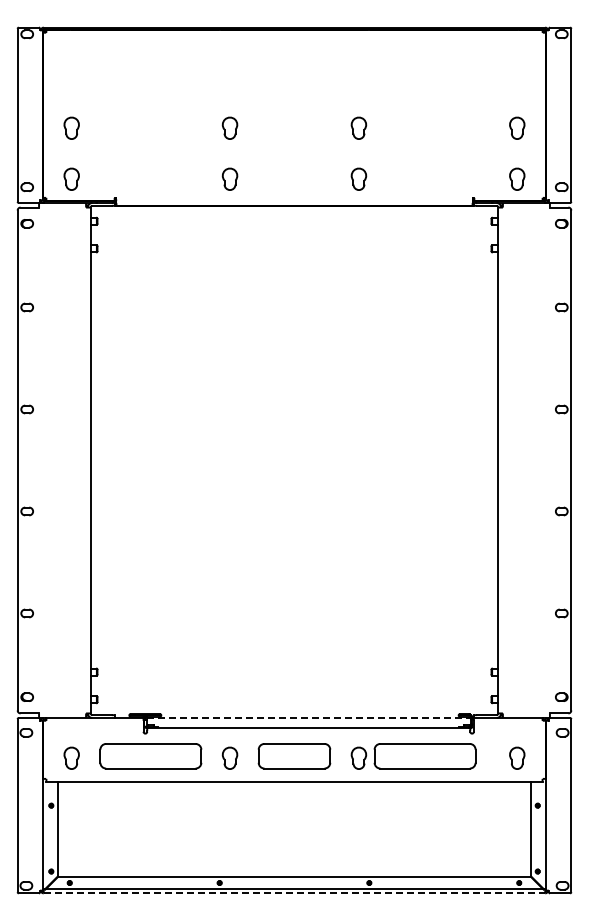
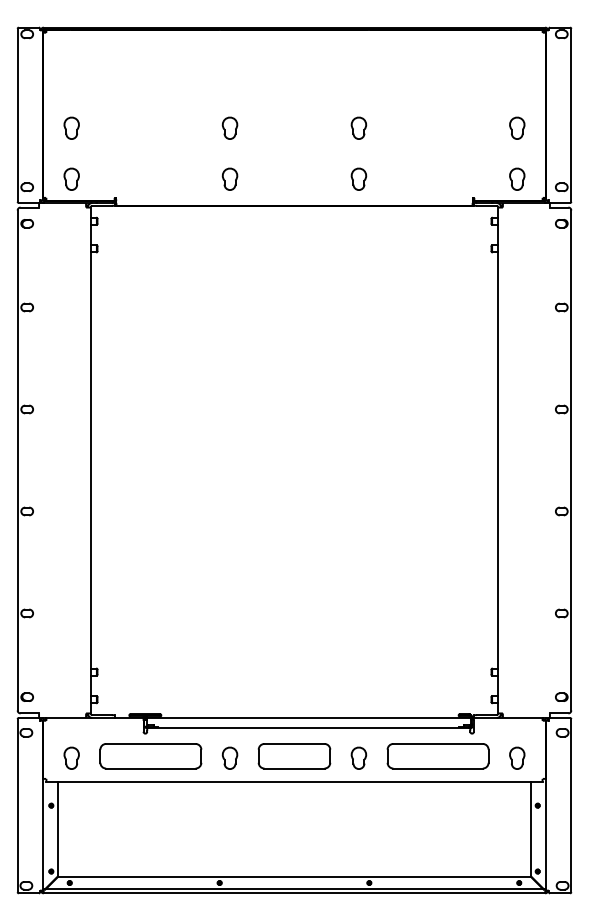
line: dashed -> solid (309, 718)
part position: (424, 756) -> (437, 756) (437, 756)
line: dashed -> solid (294, 893)
